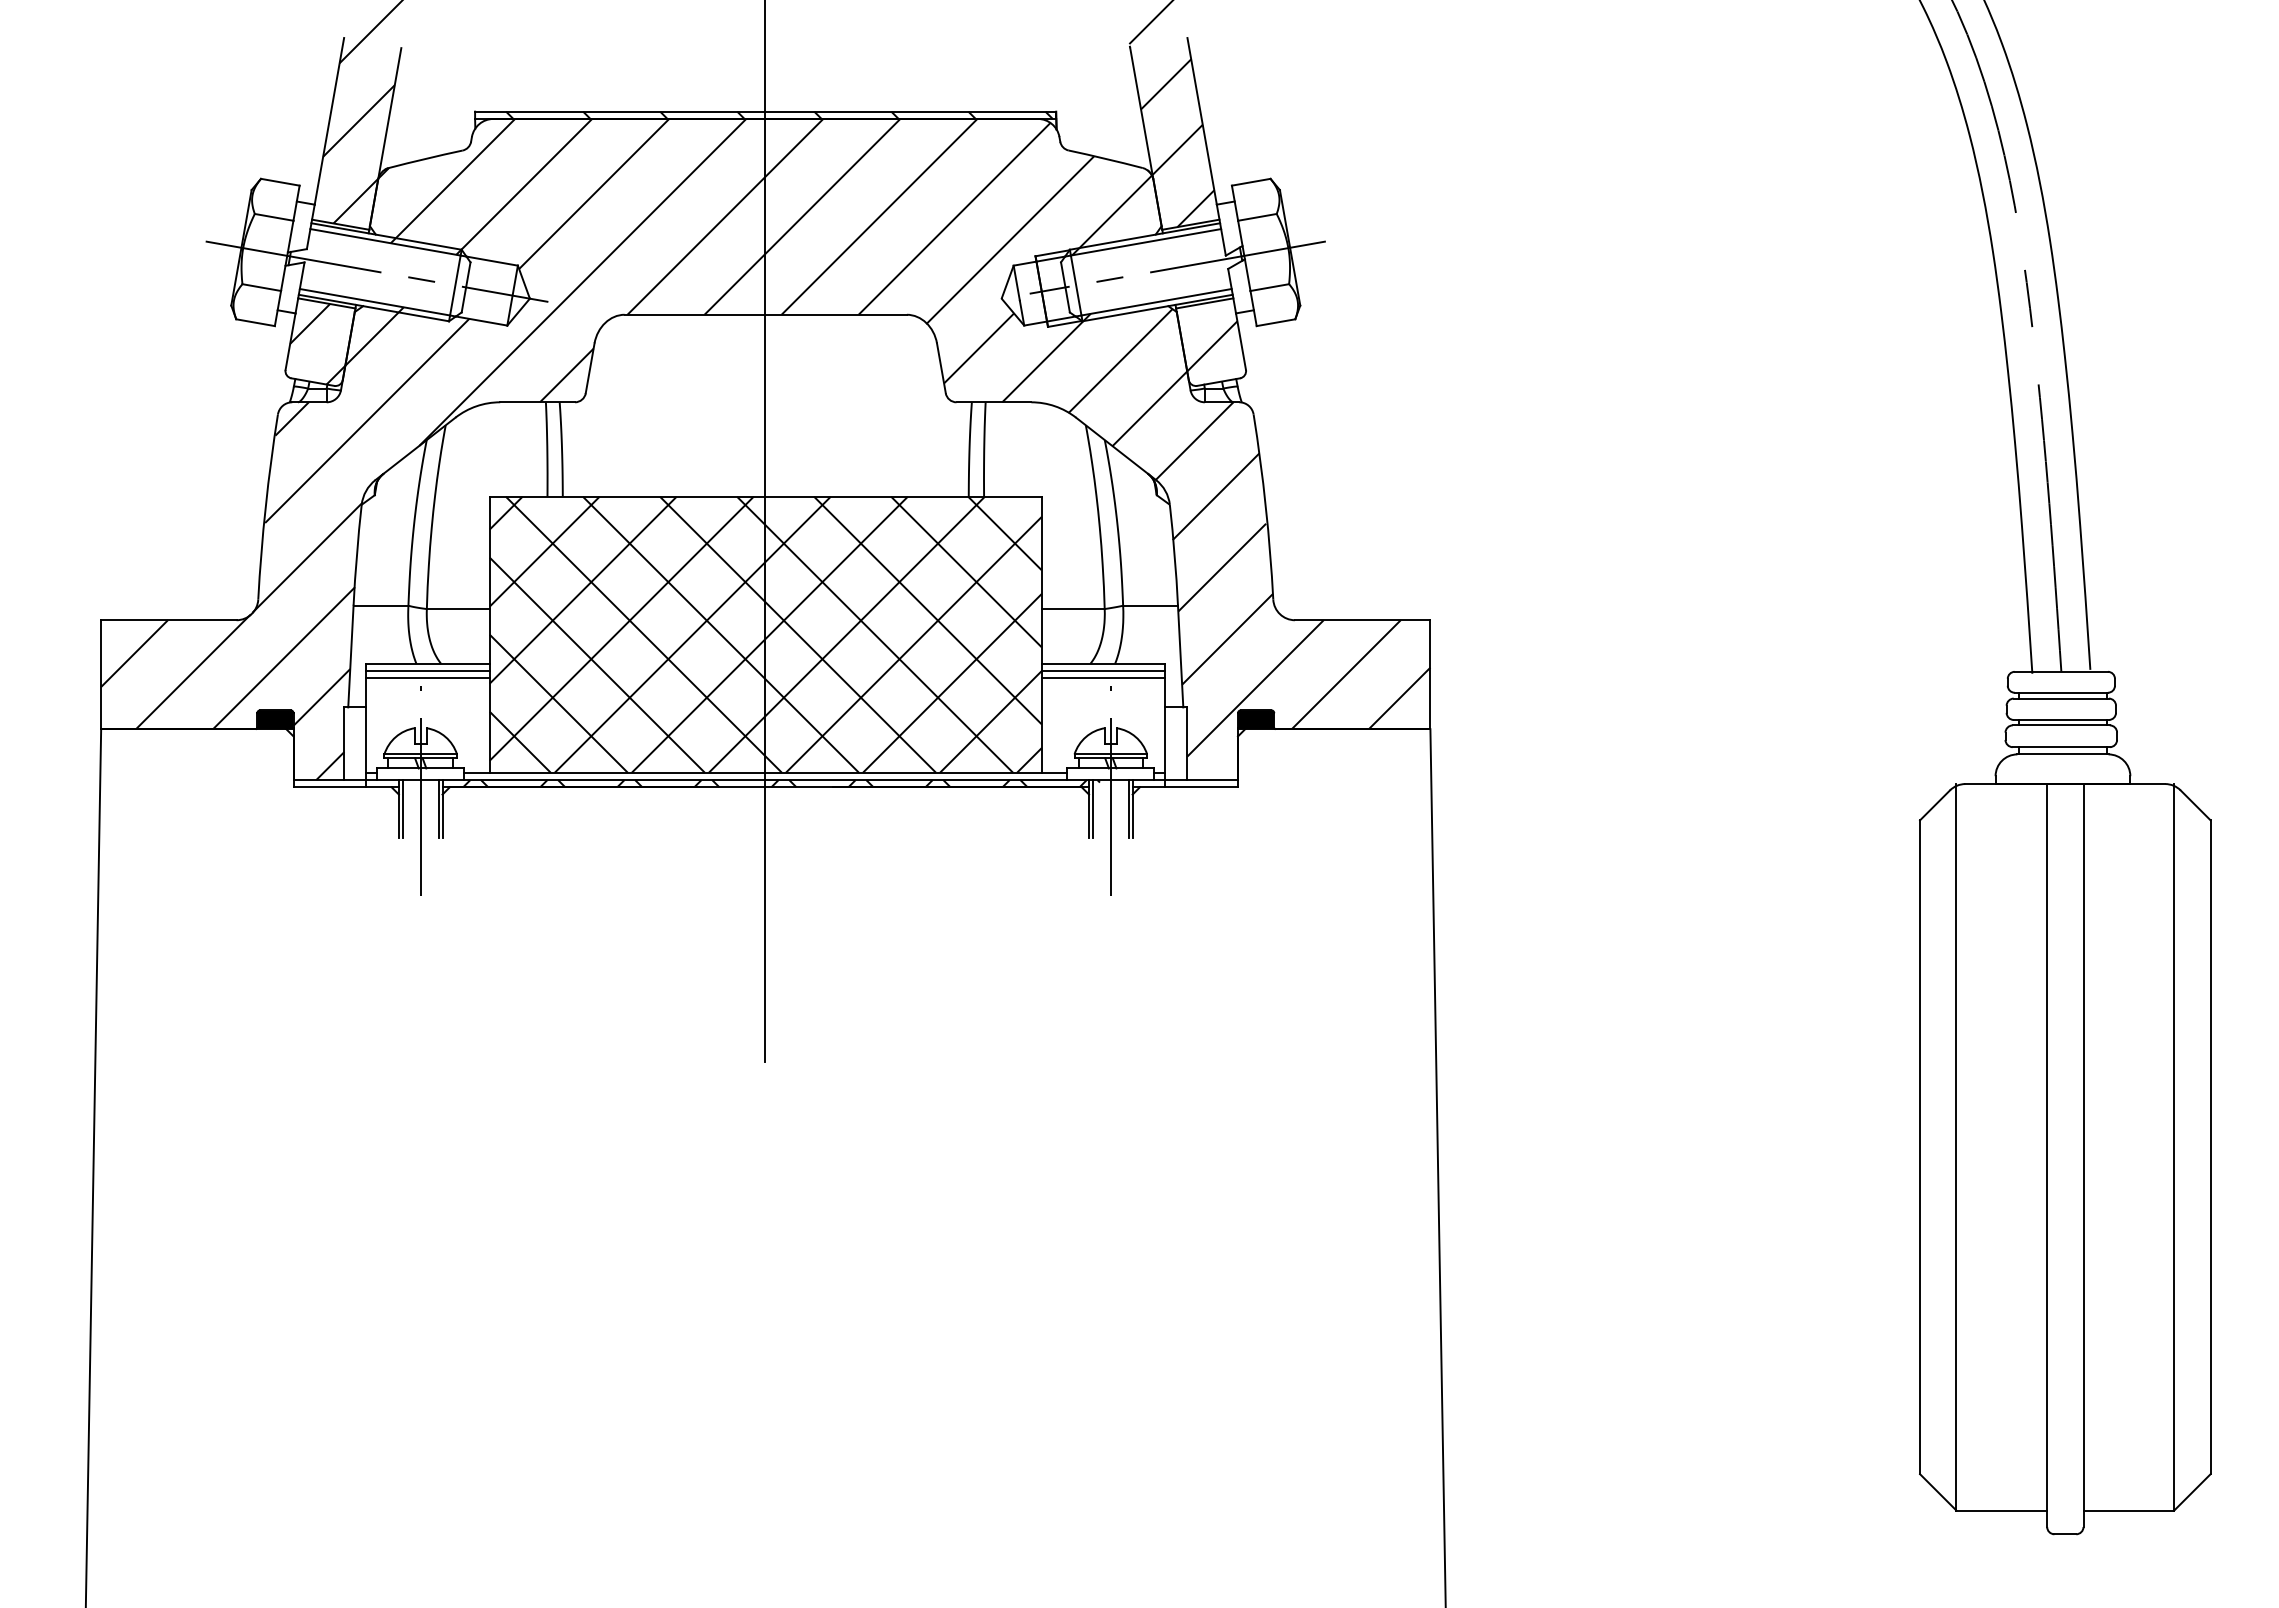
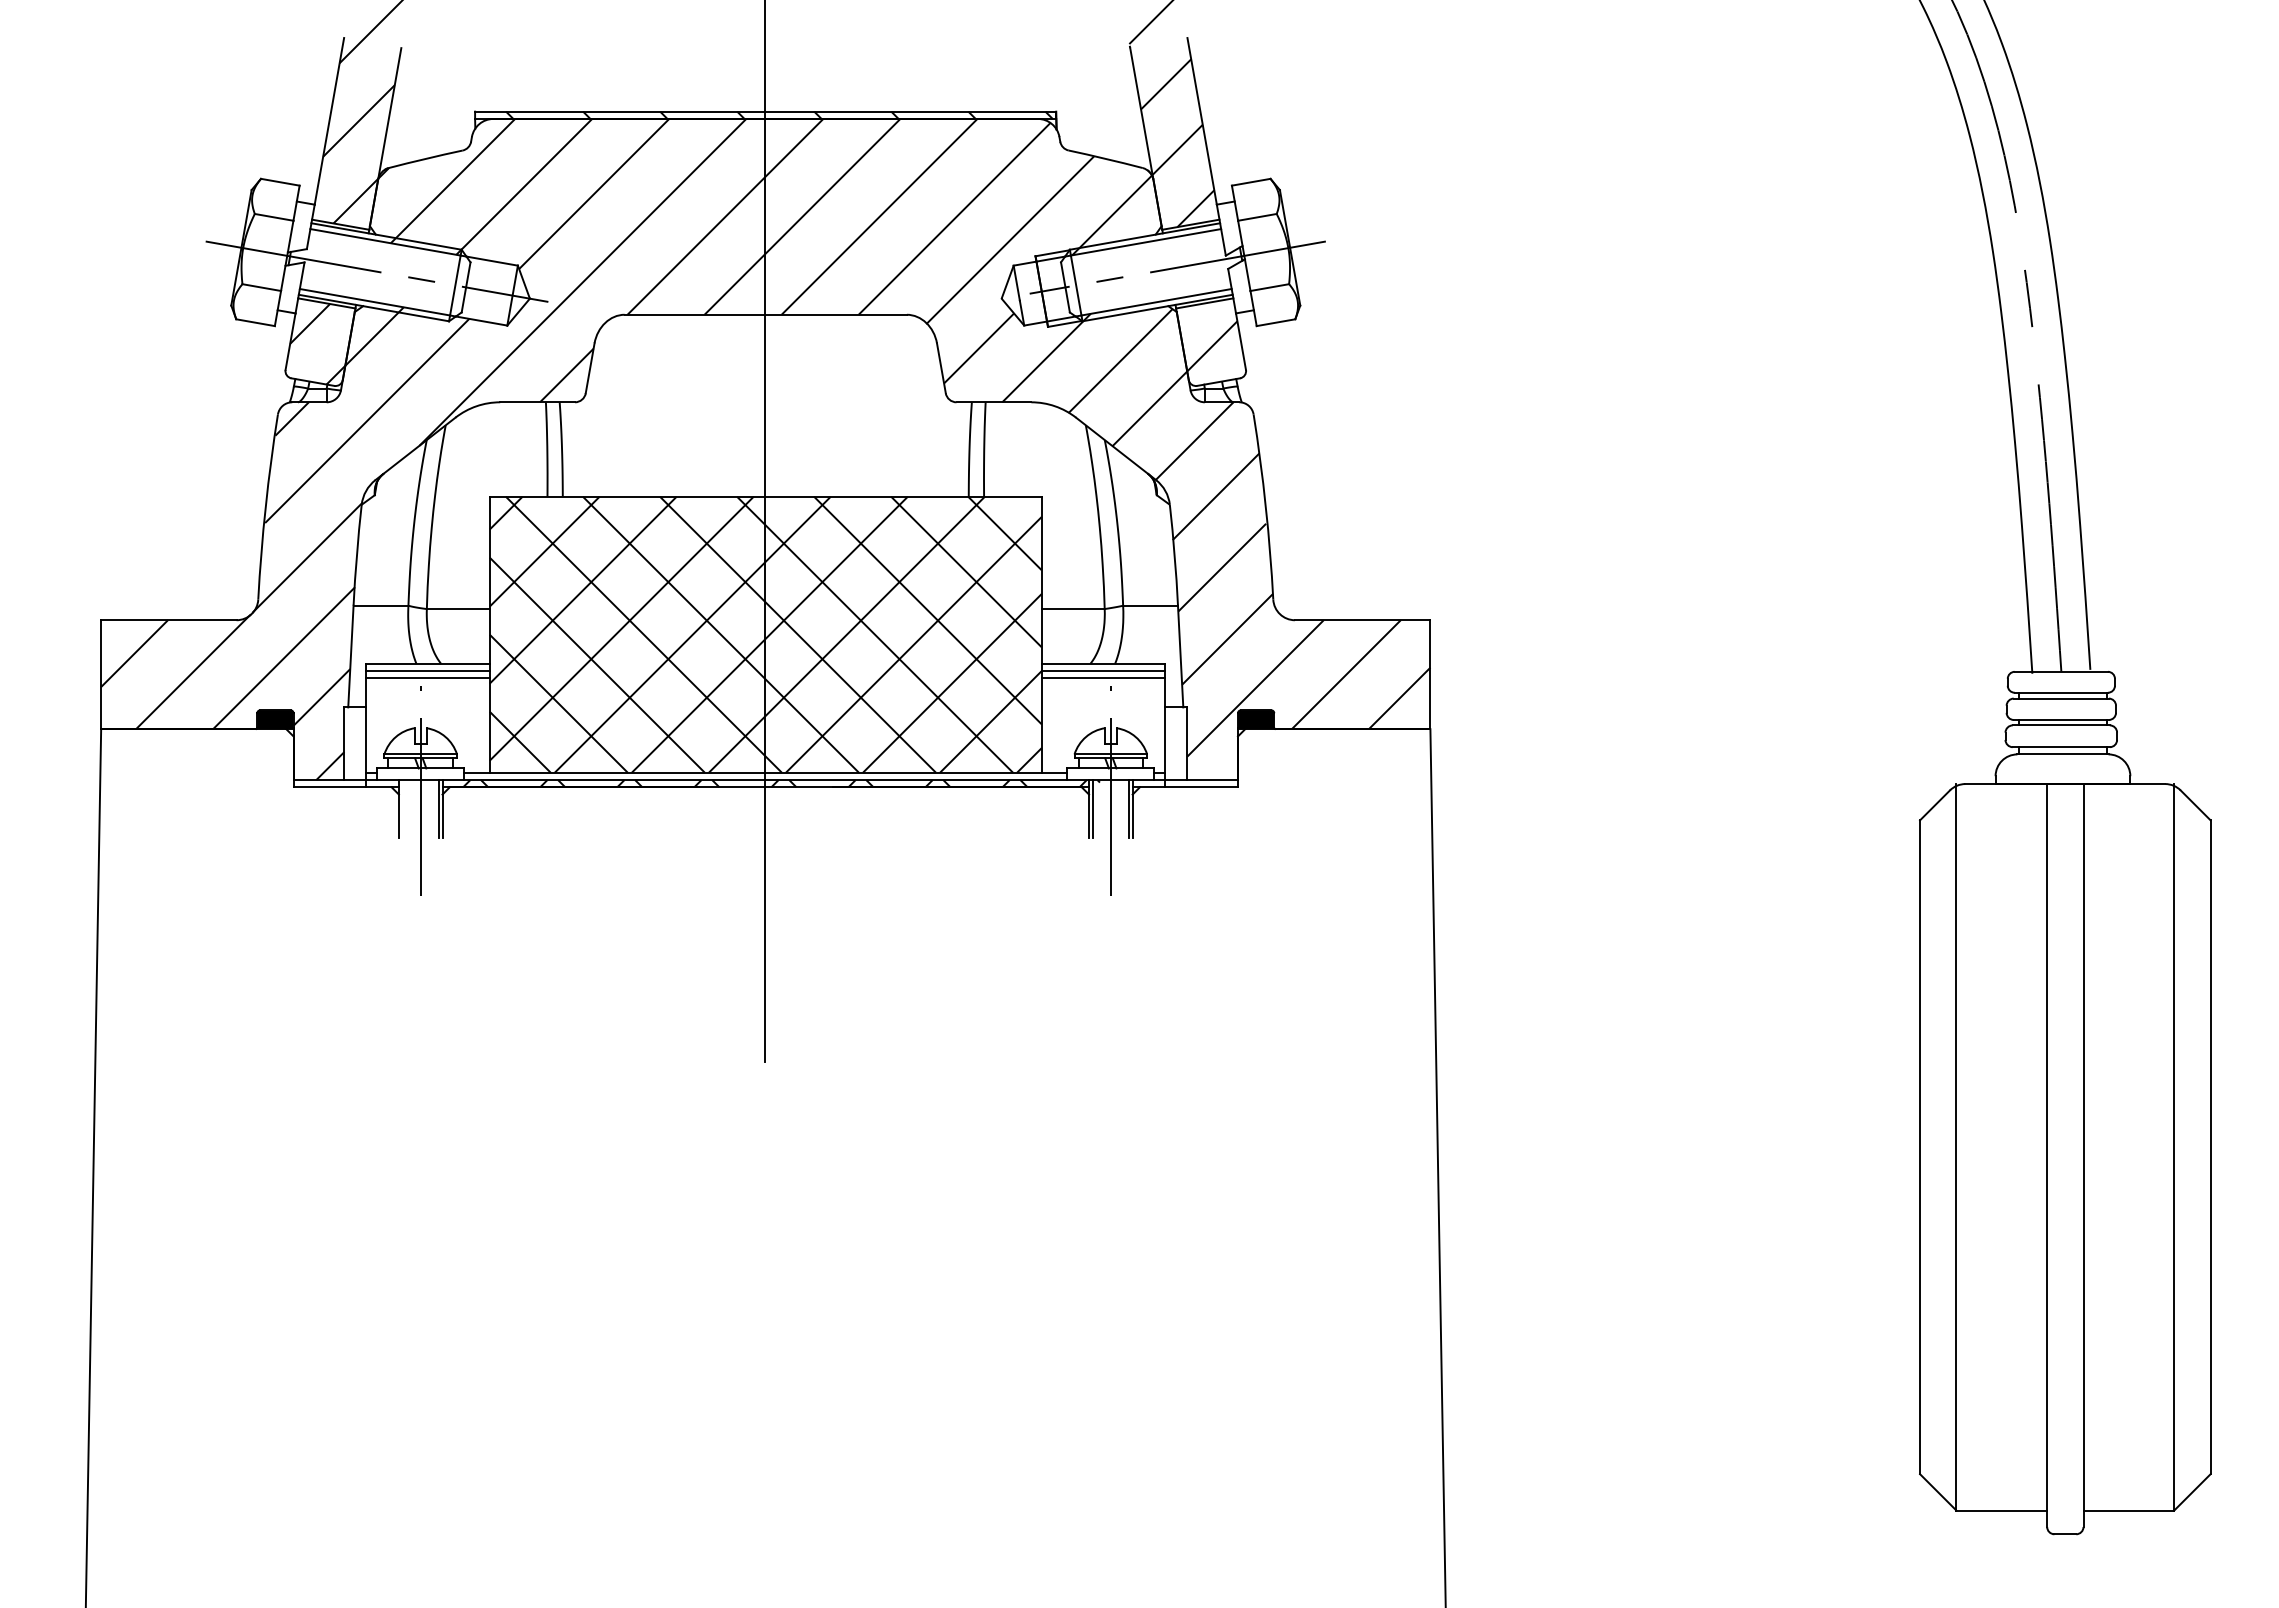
line: present -> none (402, 809)
